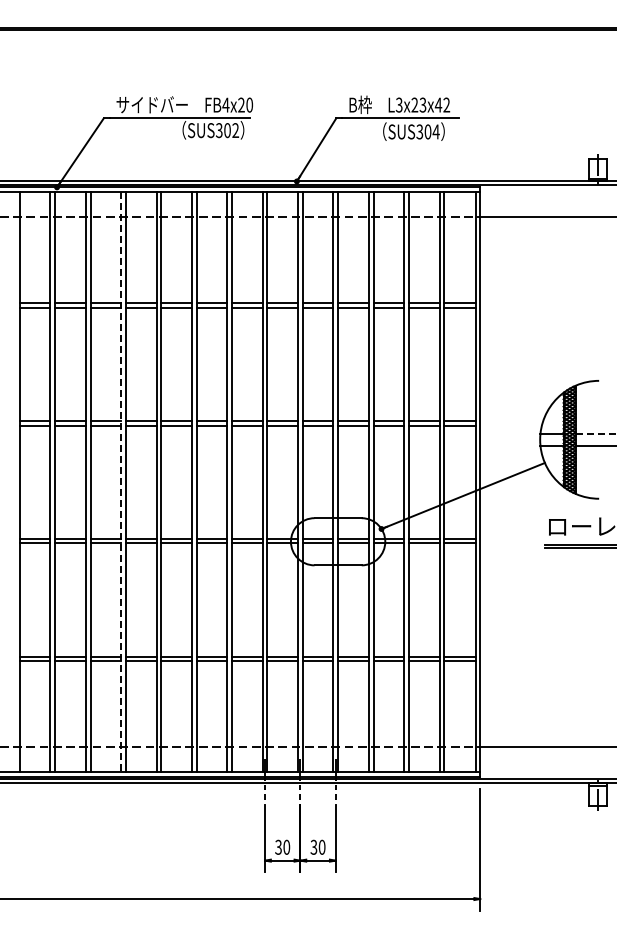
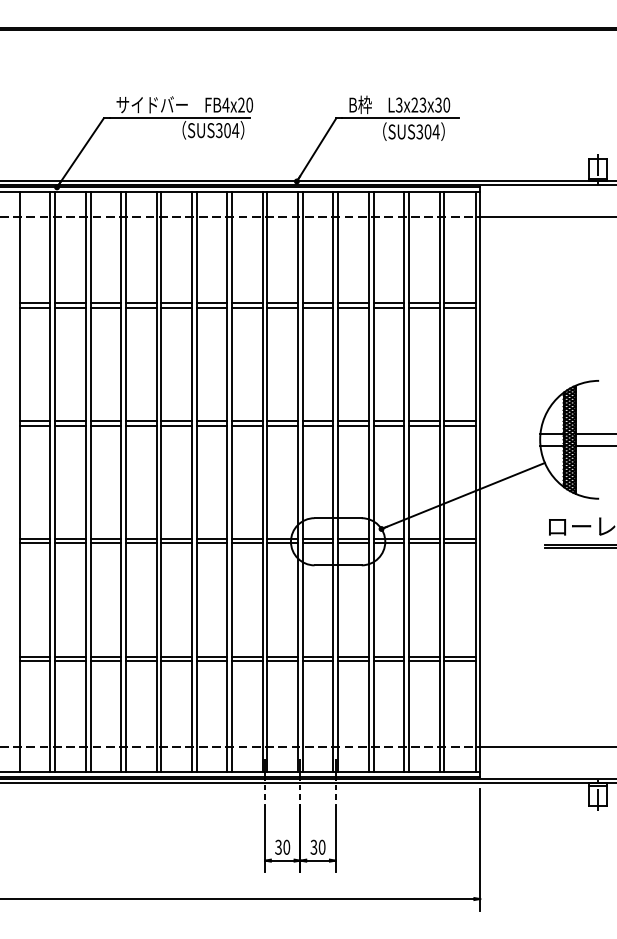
text: L3x23x42 -> L3x23x30 (442, 104)
text: SUS302 -> SUS304 (235, 130)
line: dashed -> solid (596, 433)
line: dashed -> solid (121, 482)
